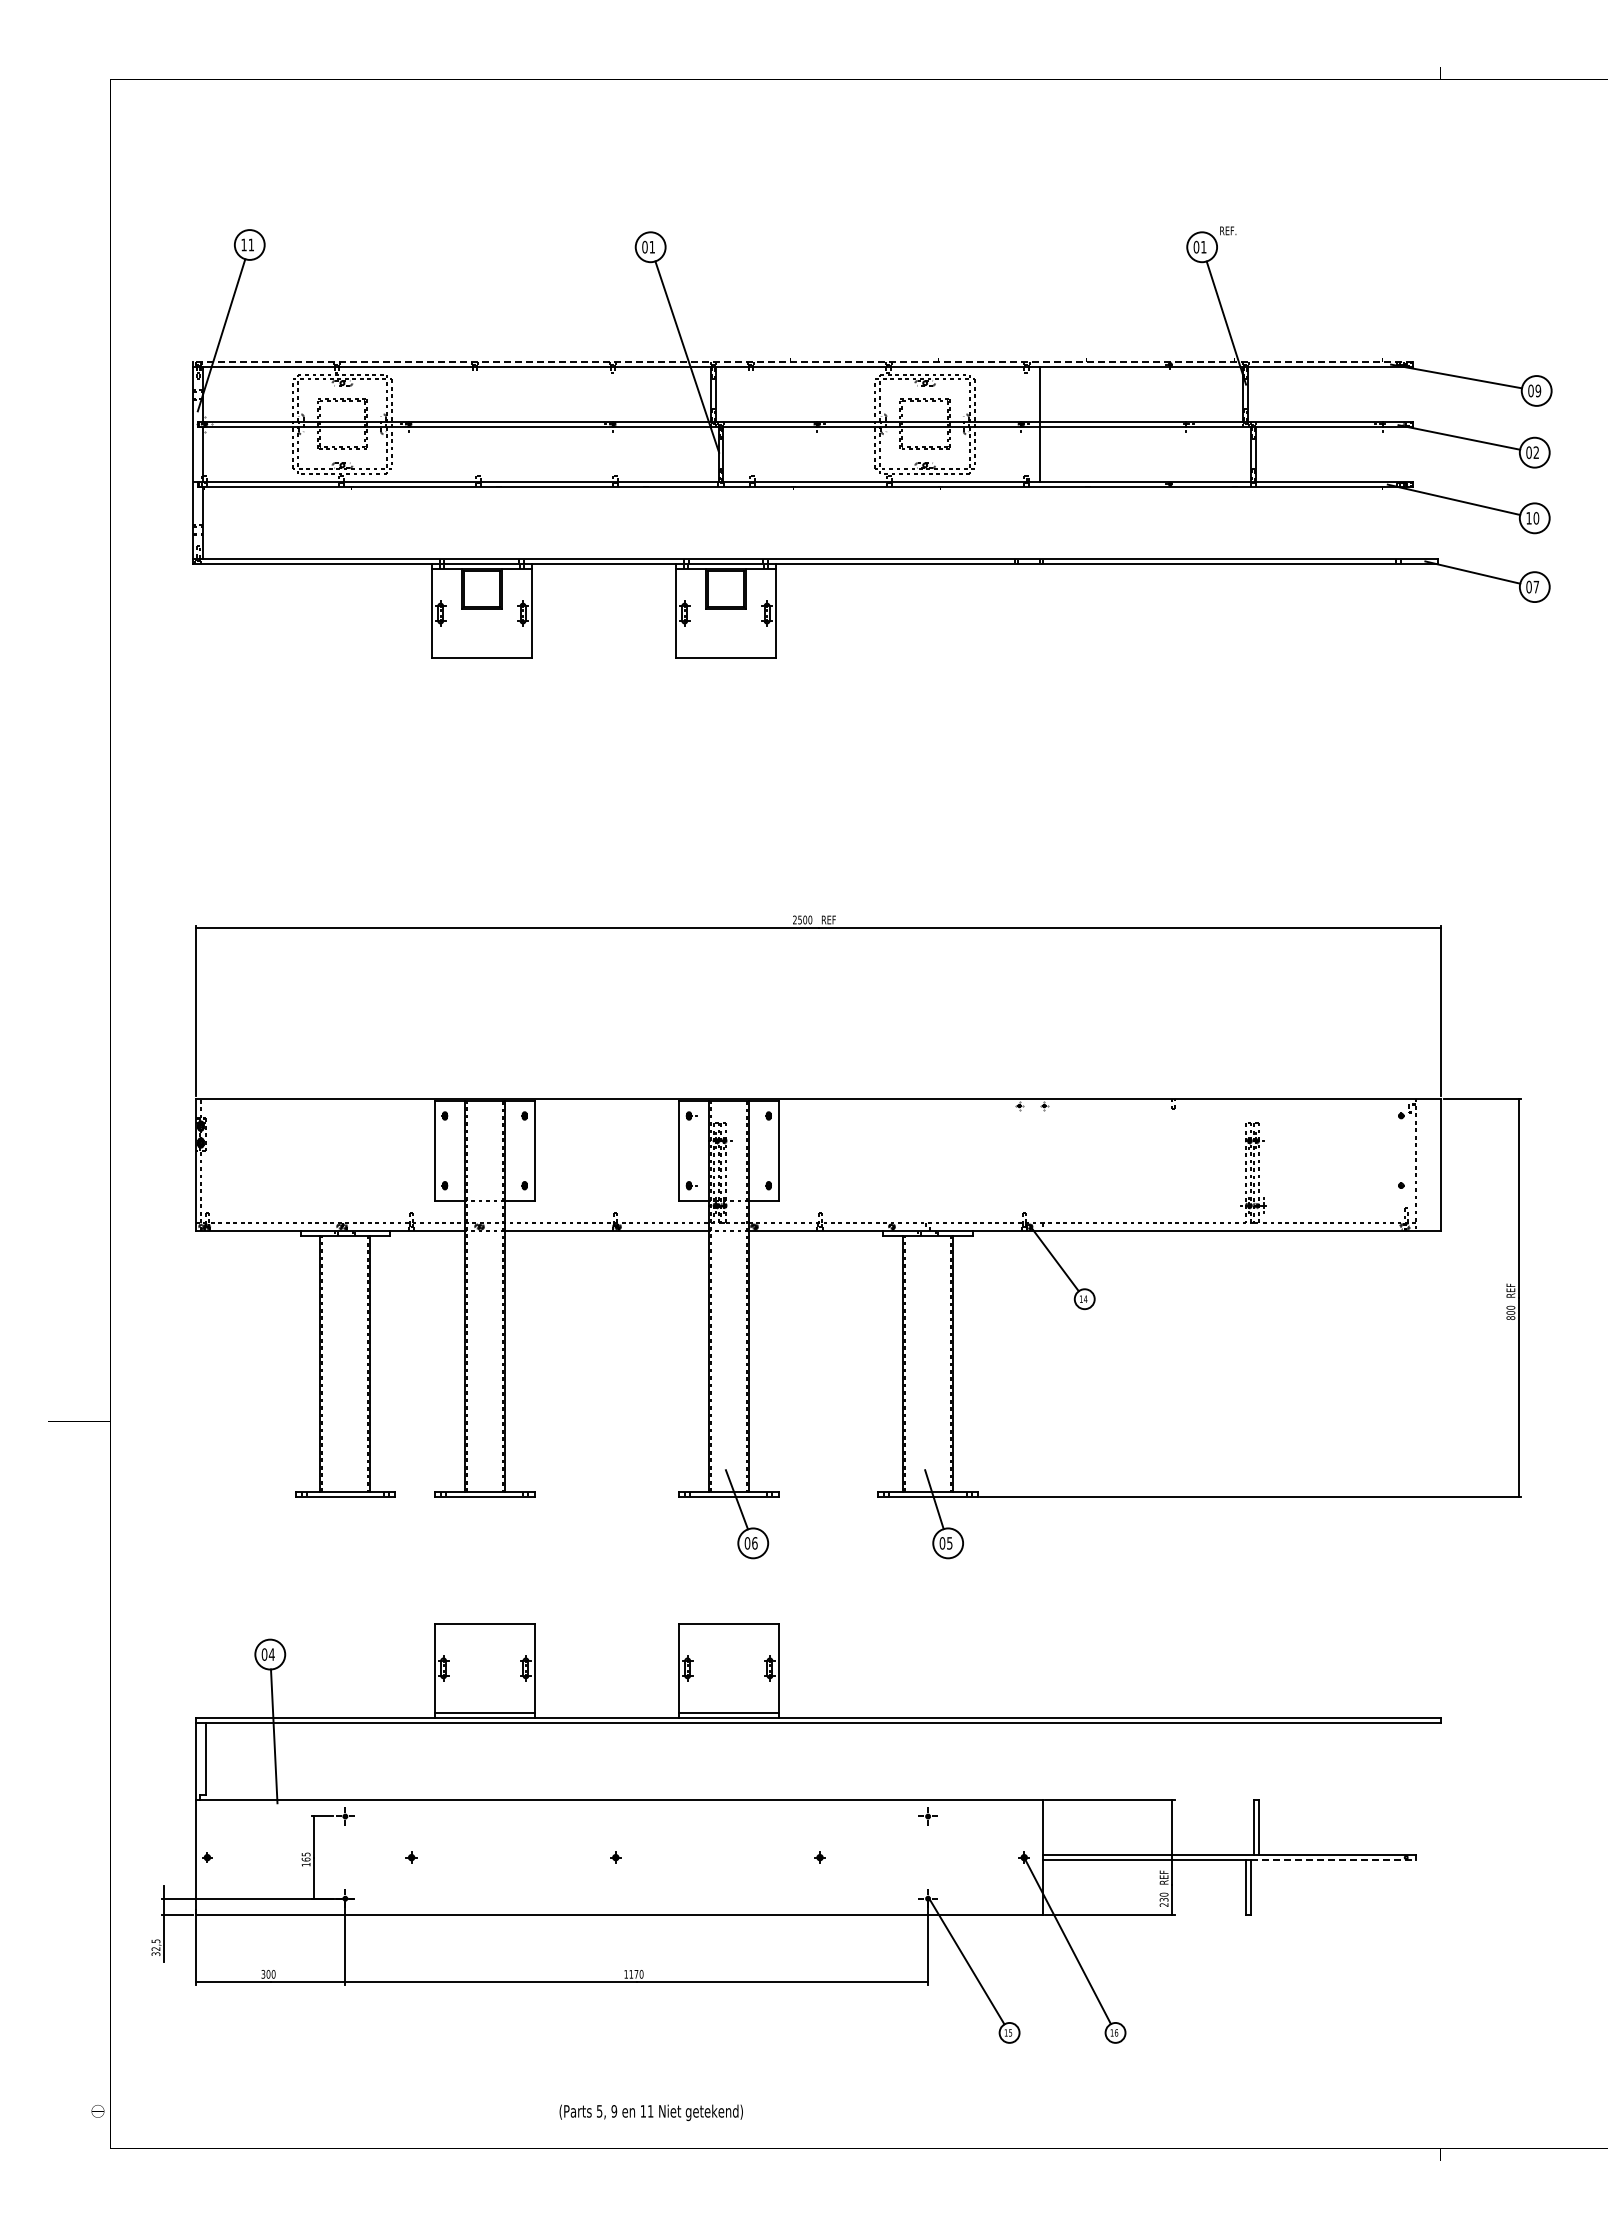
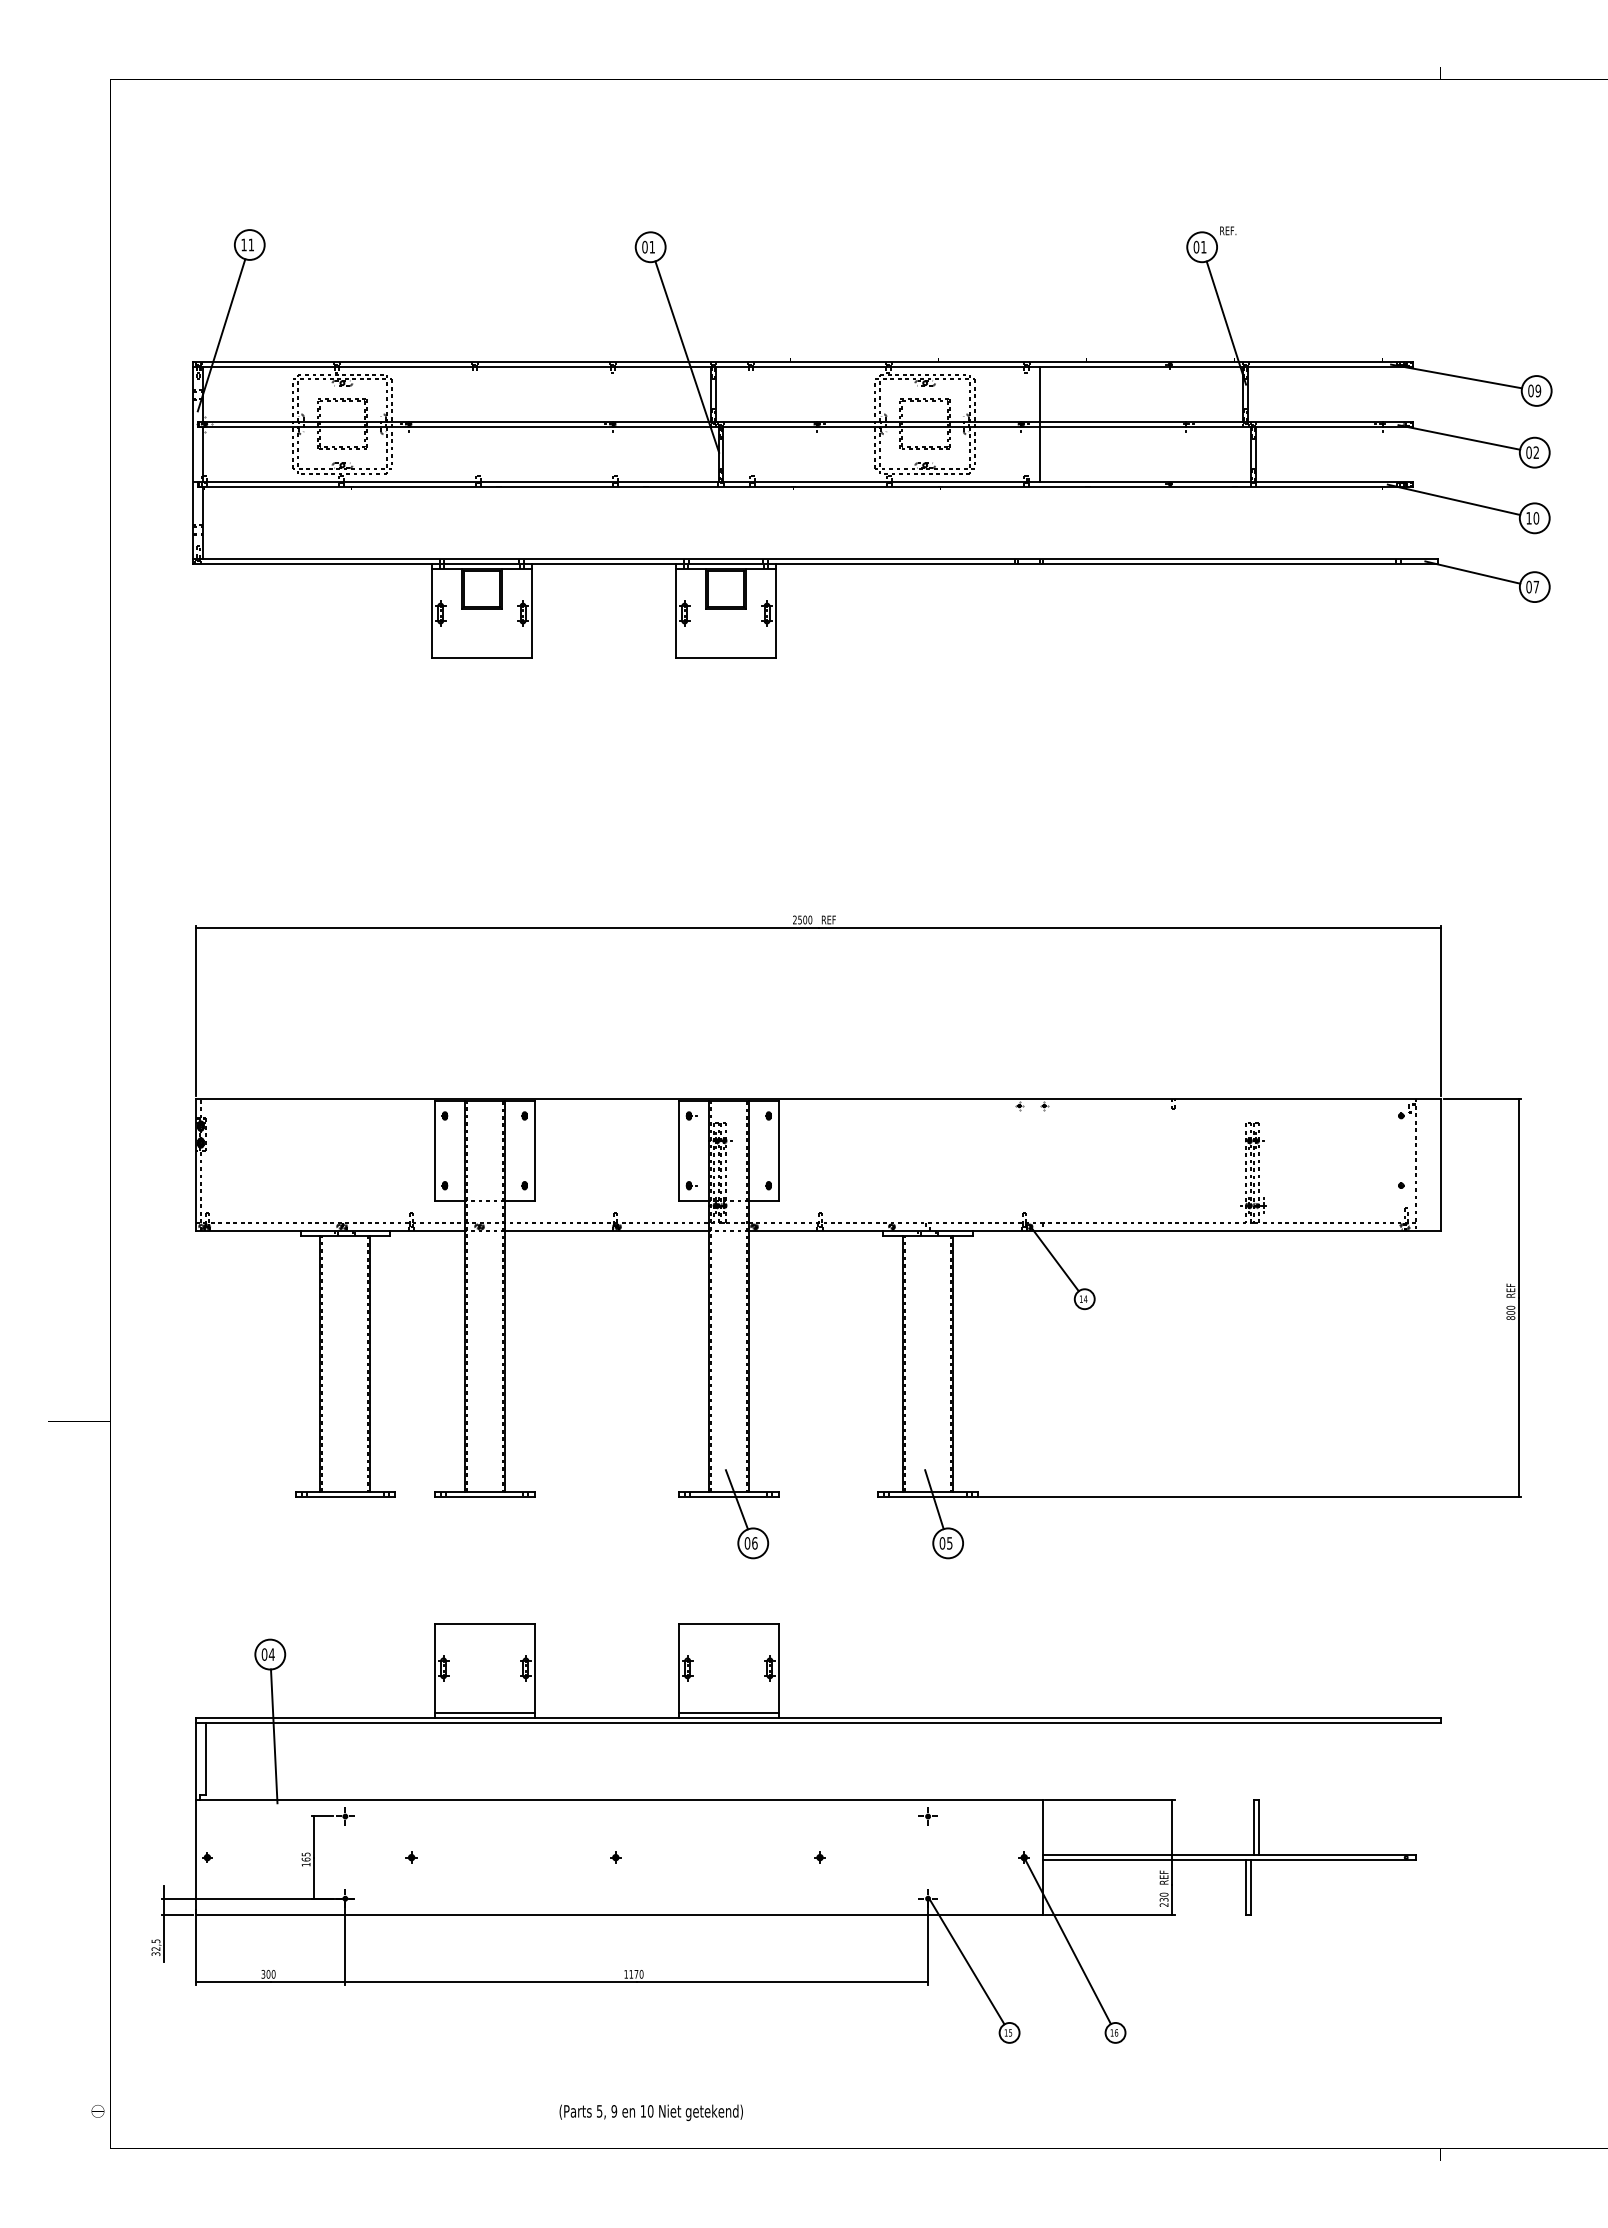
line: dashed -> solid (802, 362)
line: dashed -> solid (1334, 1860)
text: 11 -> 10 (650, 2111)
